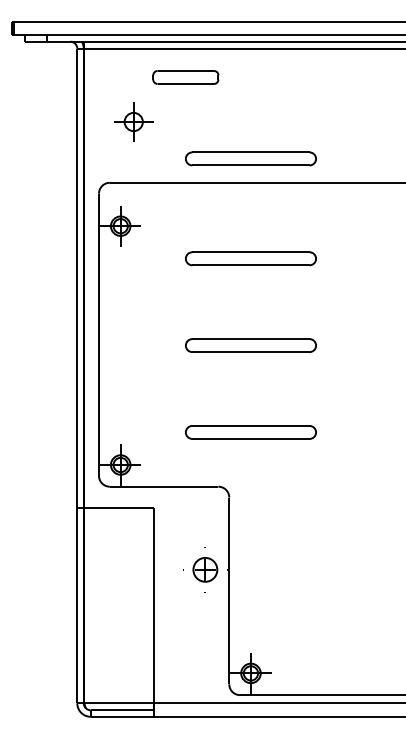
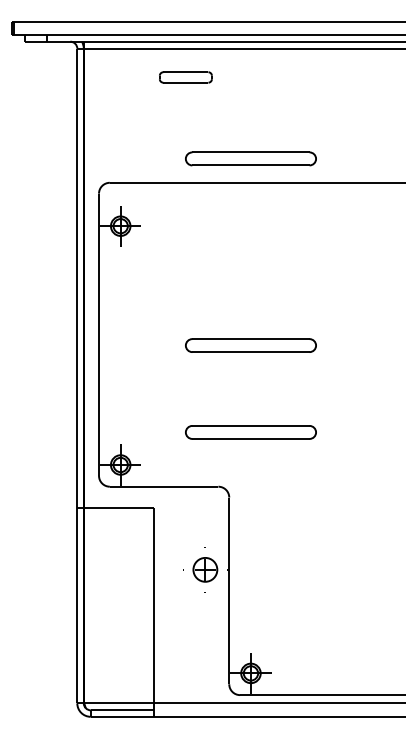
part size: 68x15 px -> 54x13 px (185, 77)
part: present -> none (133, 121)
part: present -> none (250, 258)
